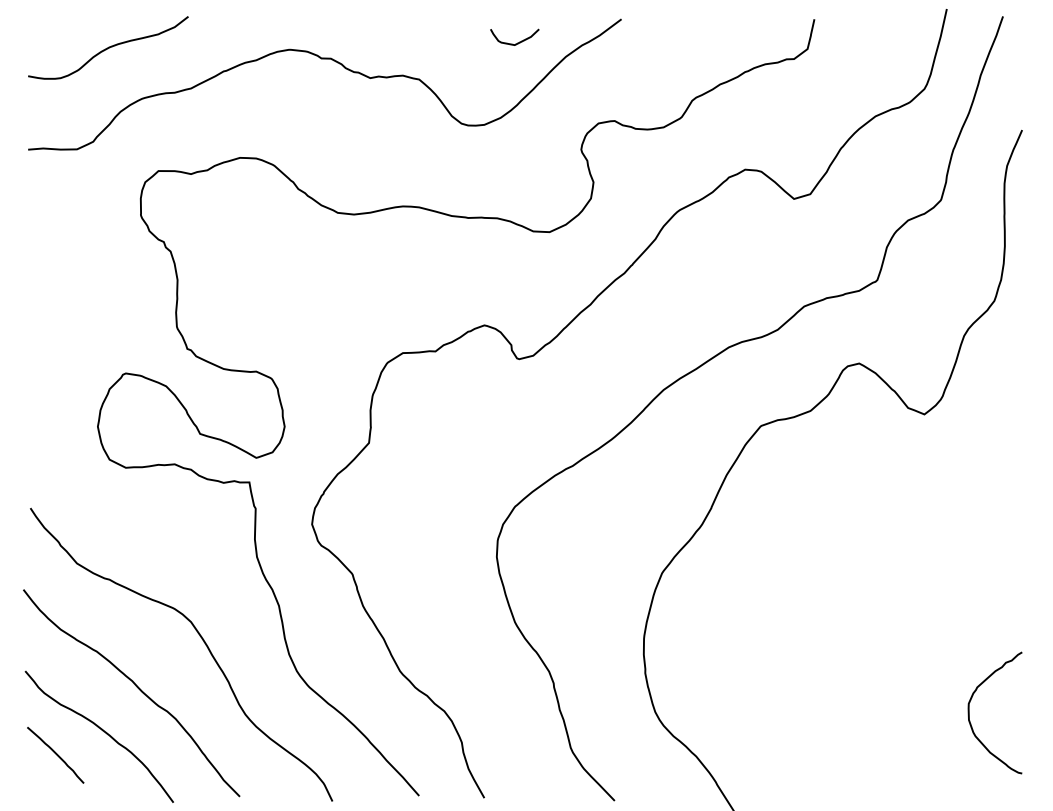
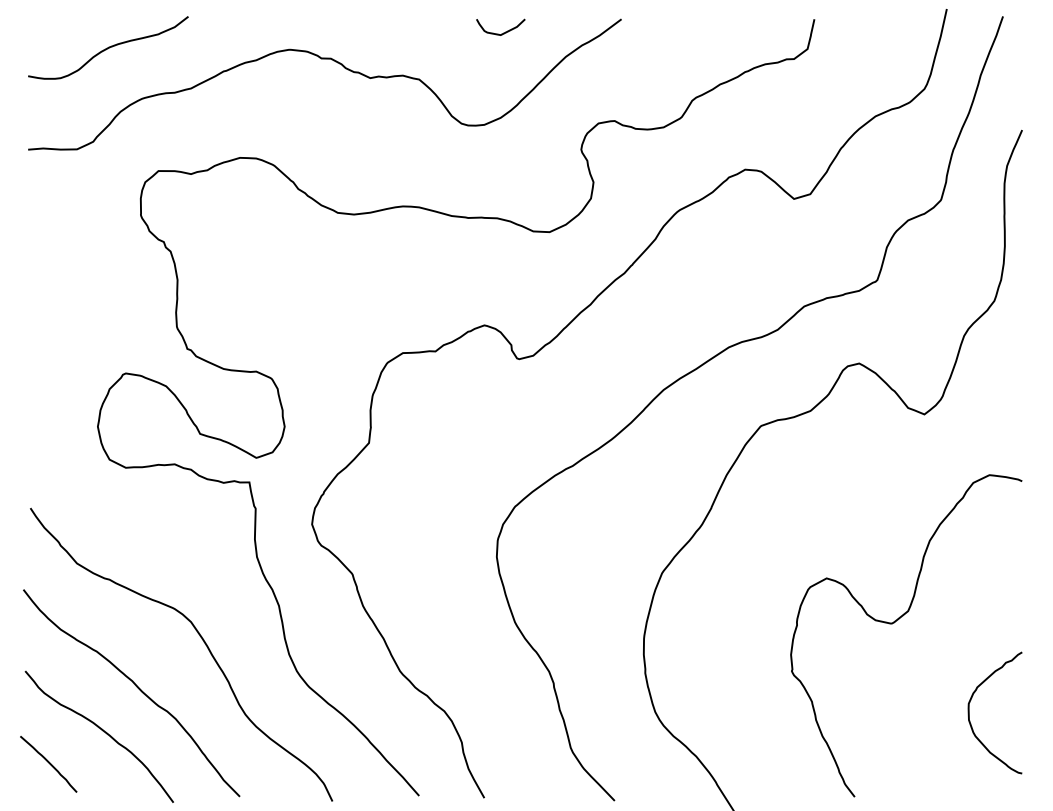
curve position: (517, 42) -> (503, 32) (503, 32)
curve: none -> present (894, 623)
curve position: (55, 754) -> (48, 763) (48, 763)
